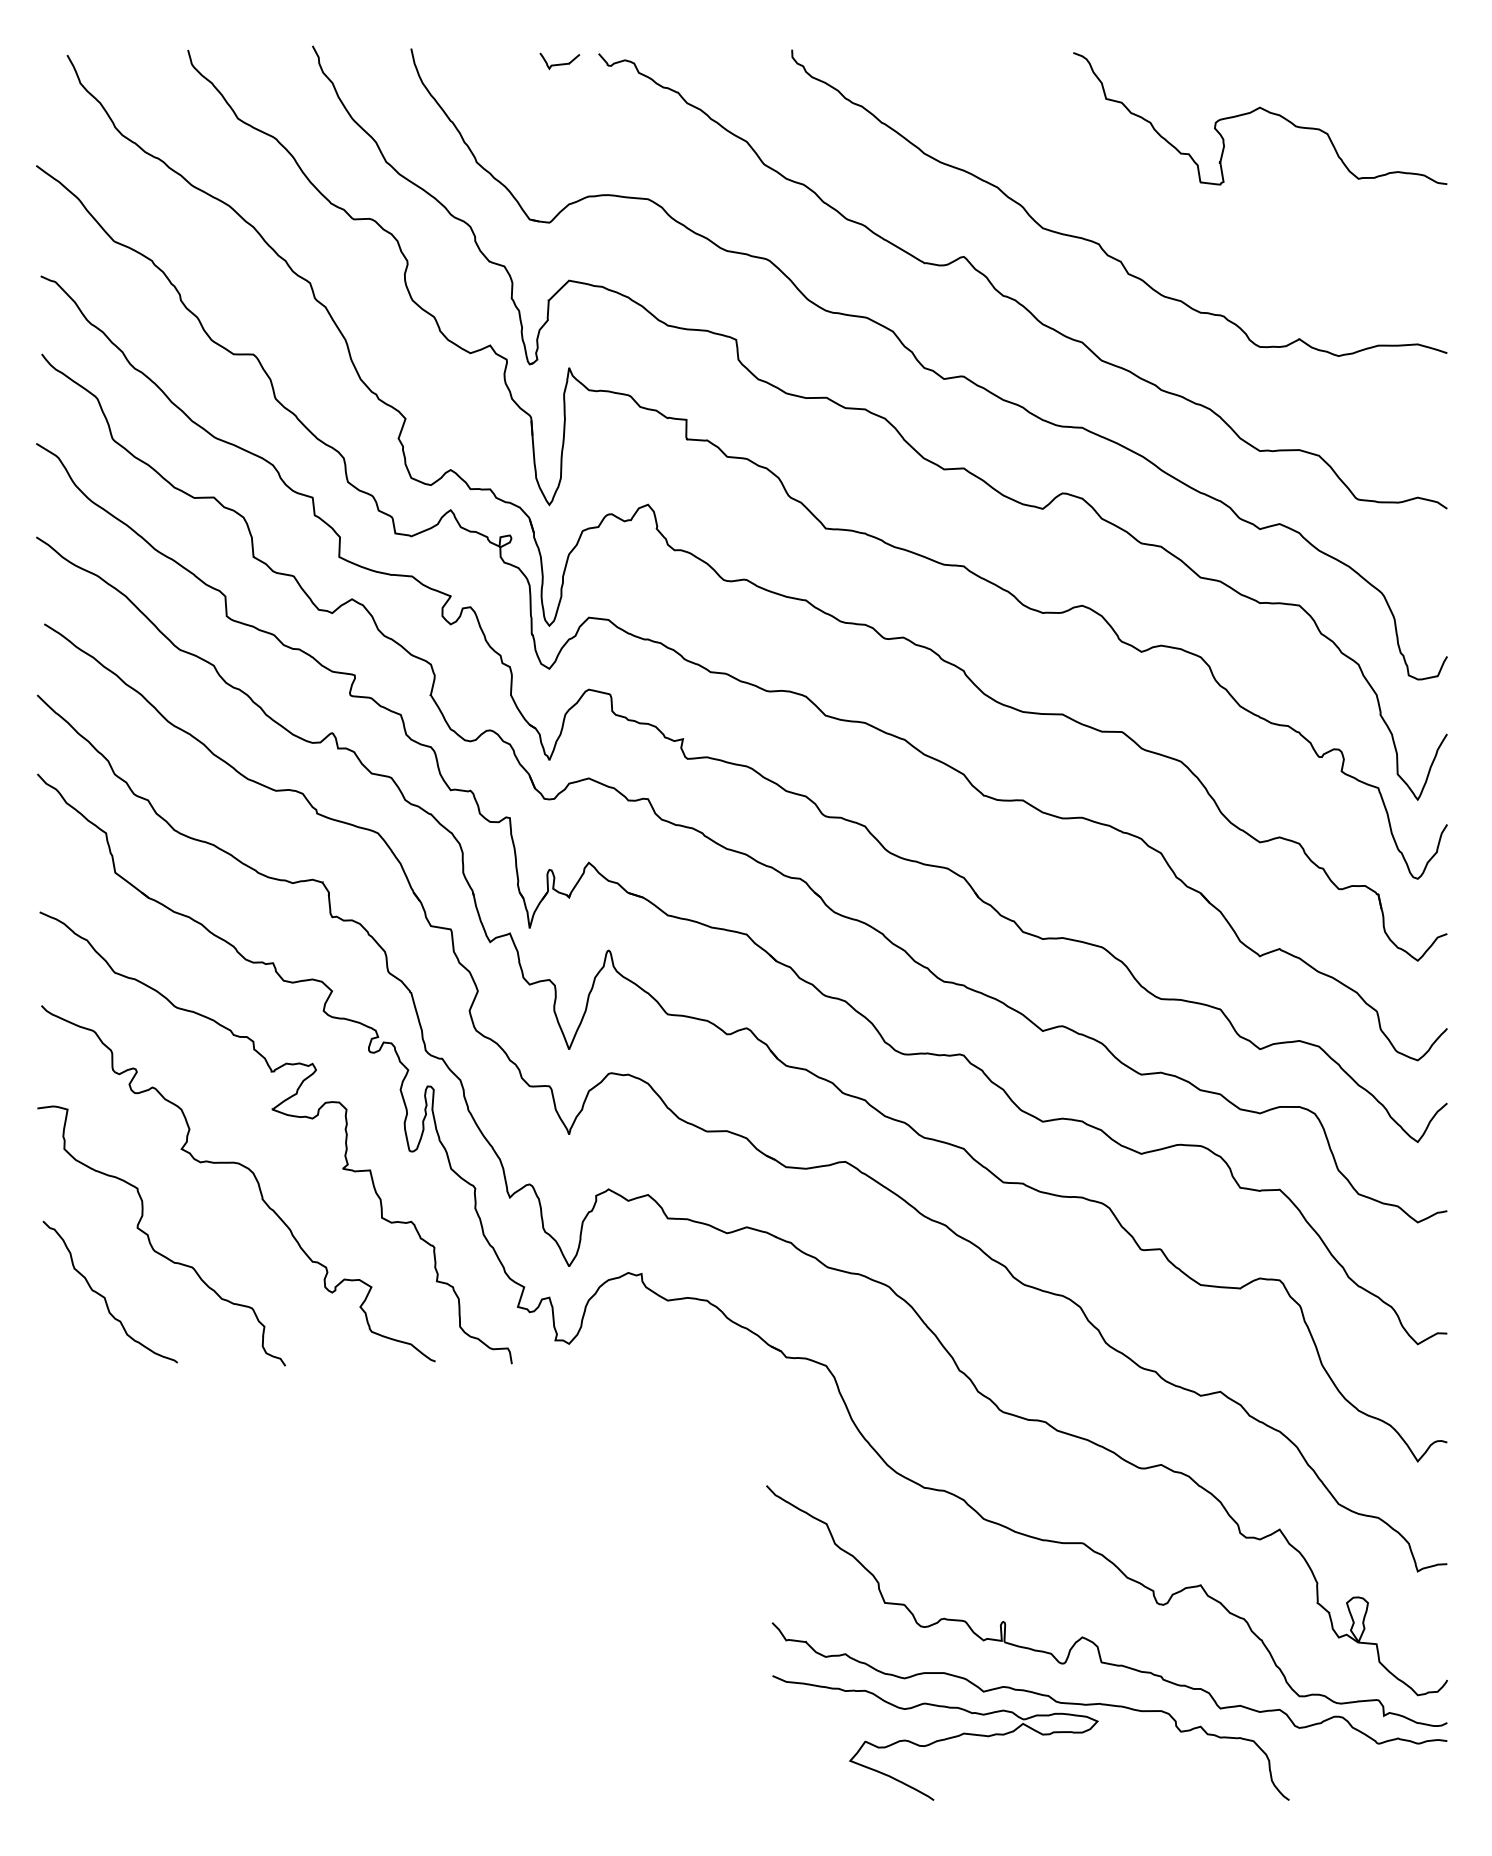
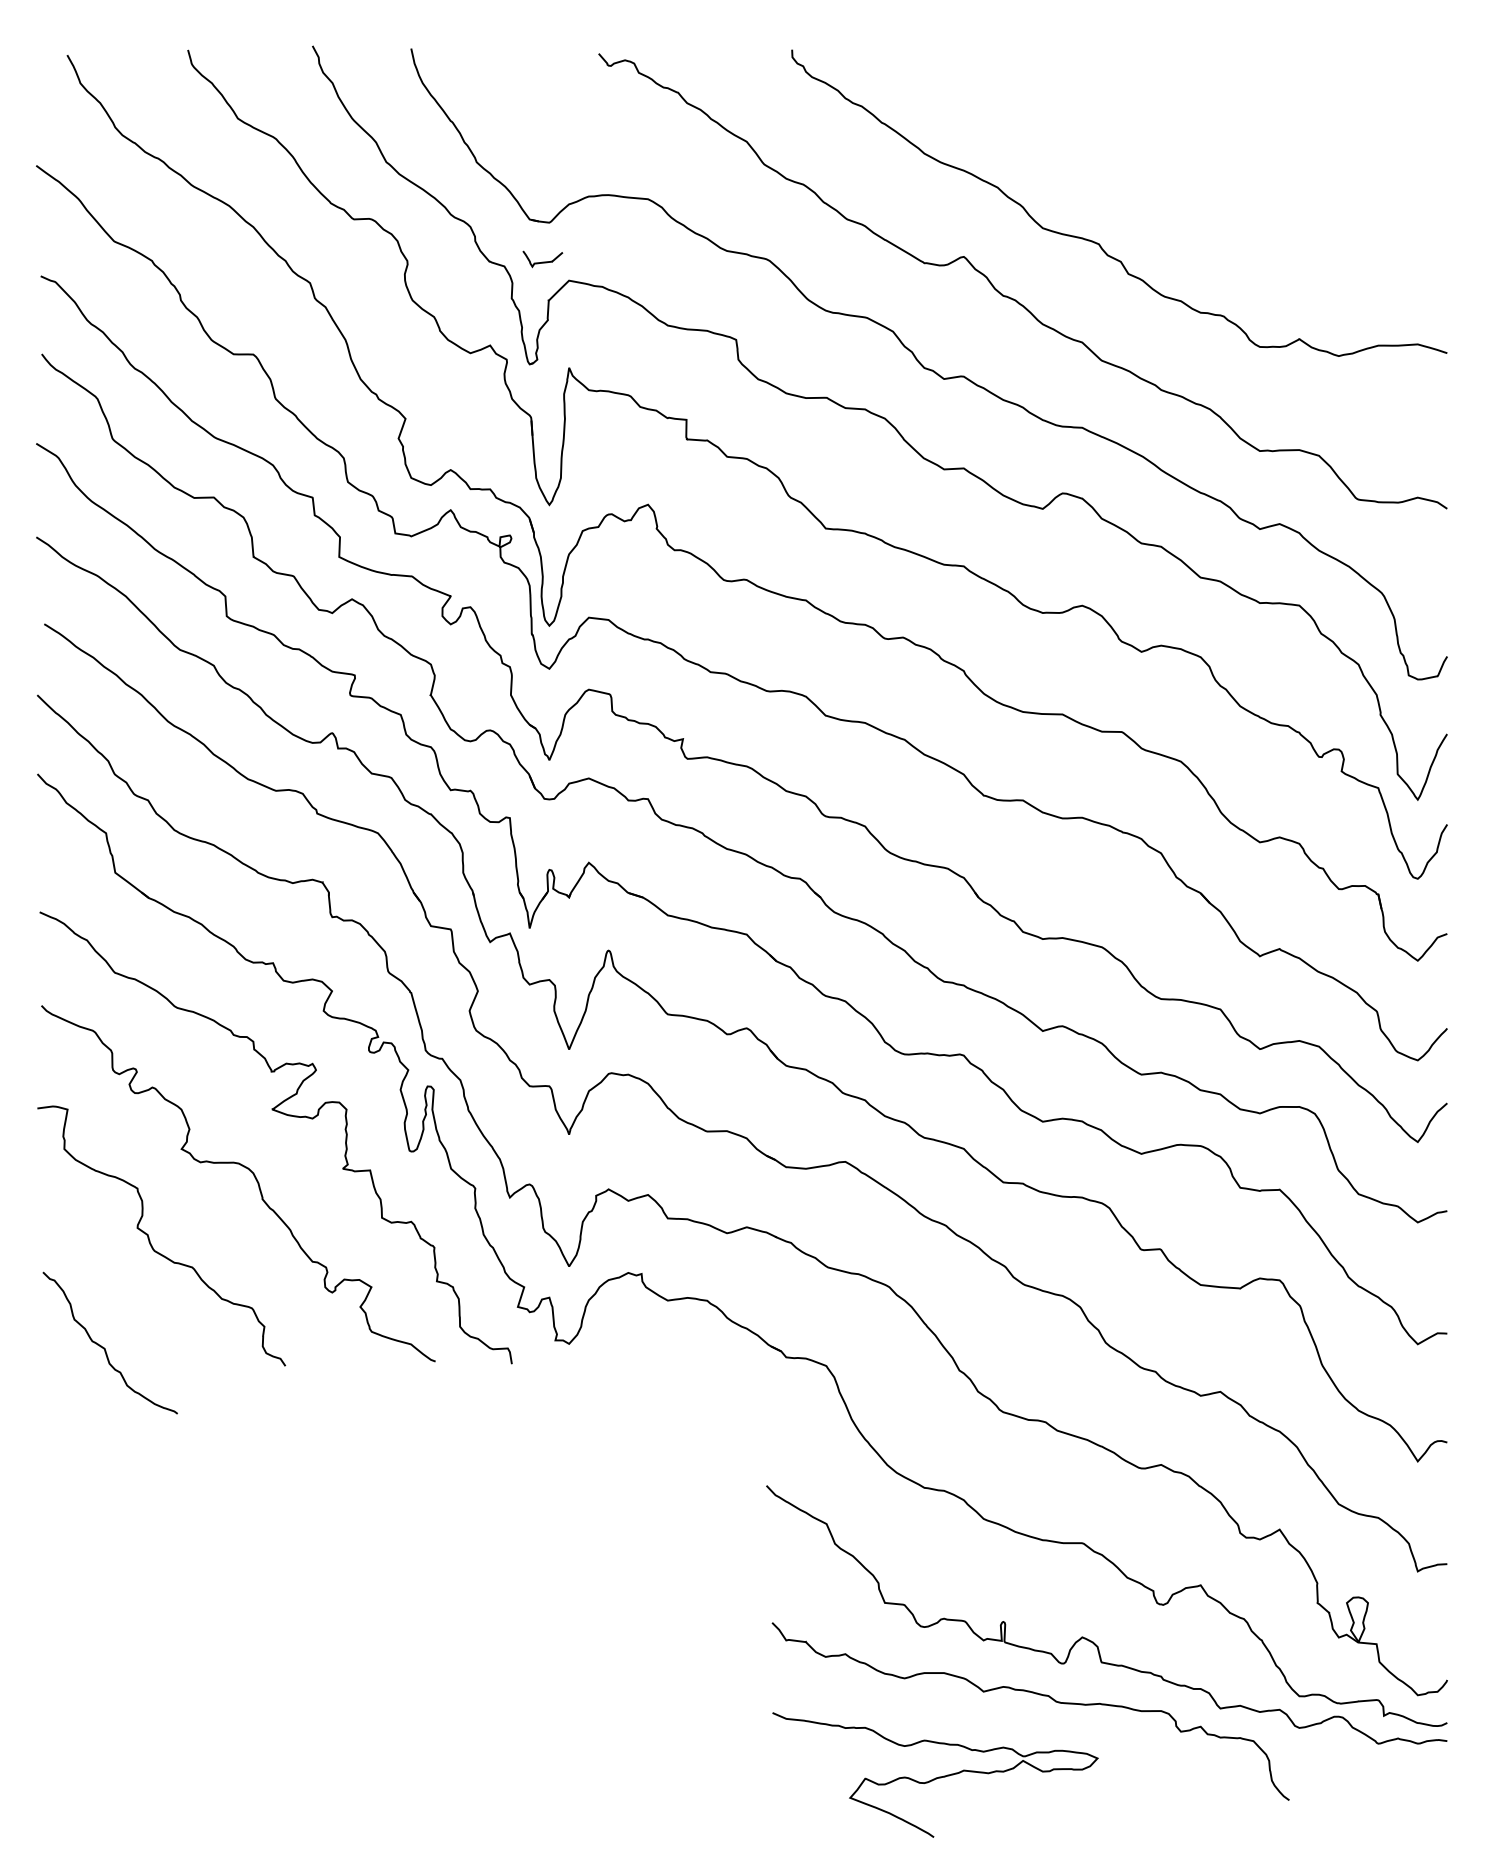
curve position: (559, 63) -> (542, 261) (542, 261)
curve: present -> none (1263, 110)
curve position: (104, 1296) -> (104, 1347) (104, 1347)
curve position: (935, 1740) -> (935, 1777) (935, 1777)
